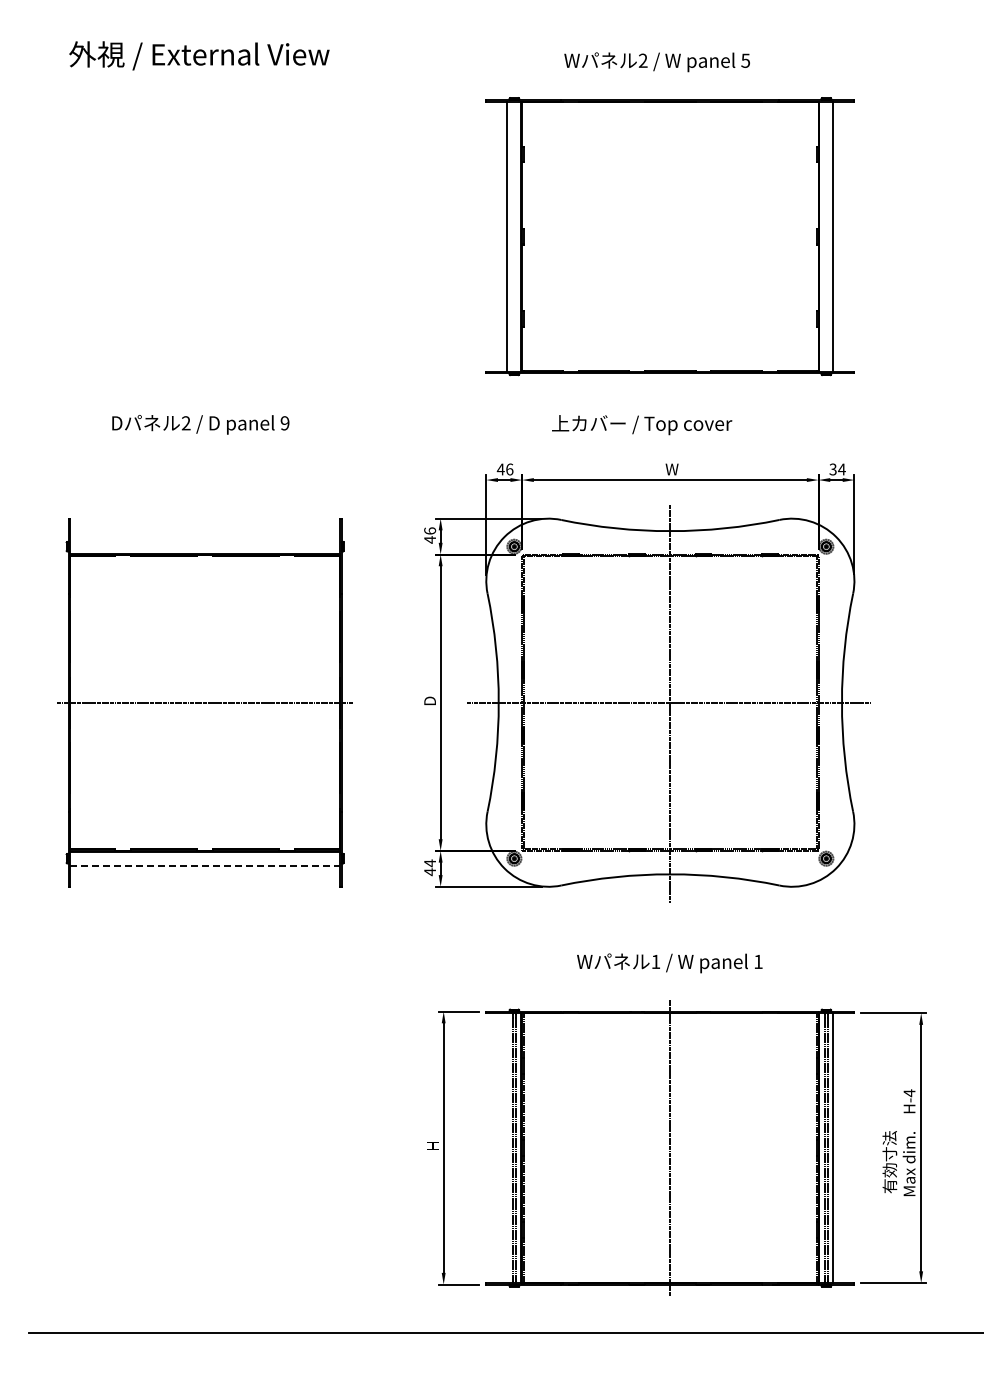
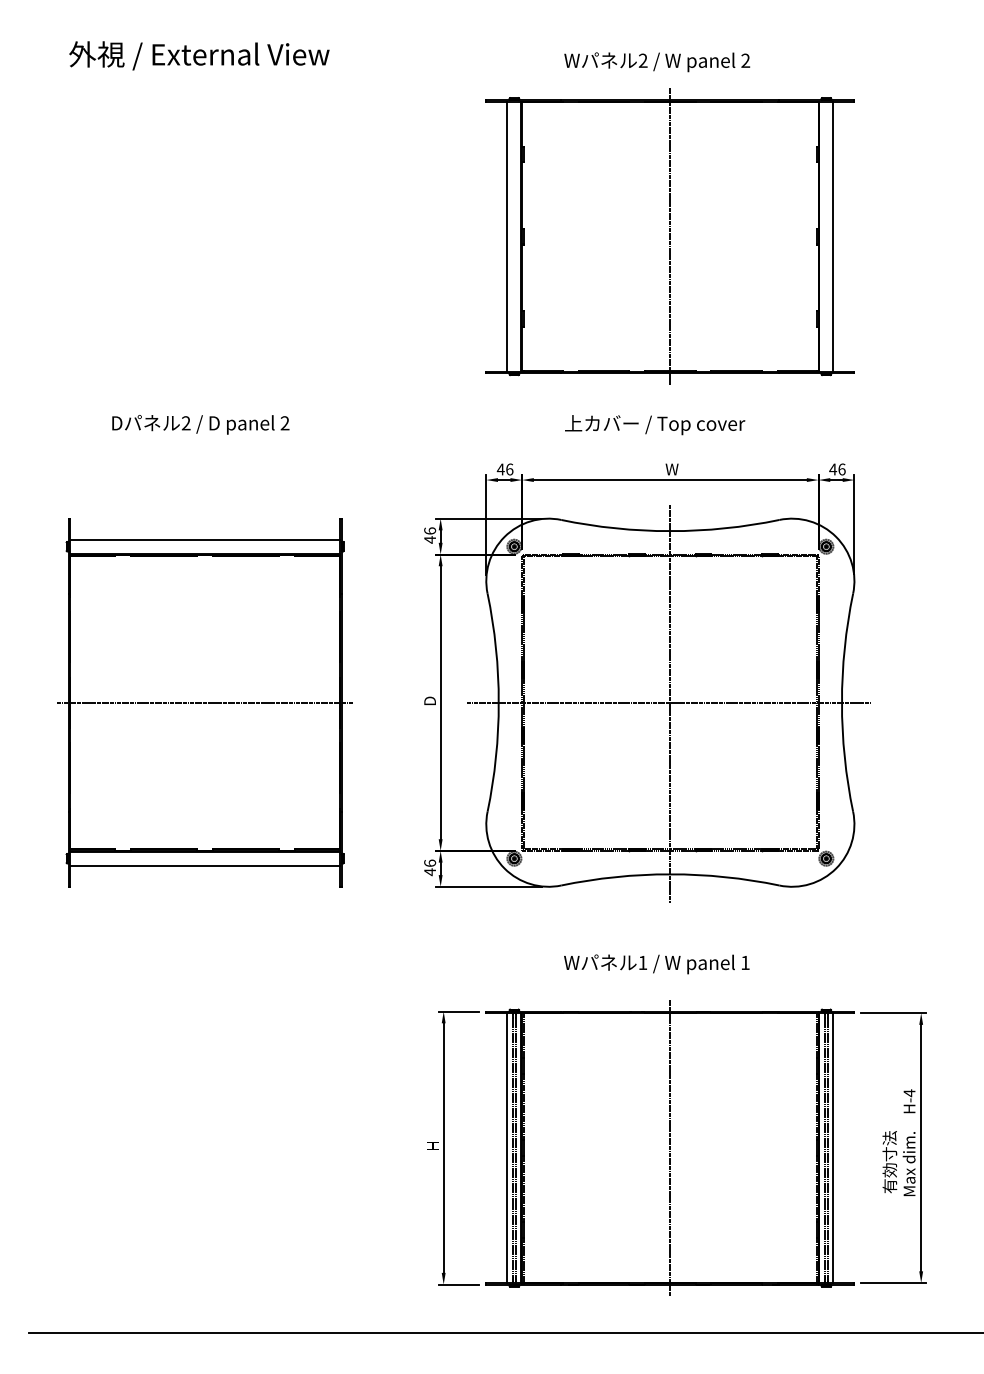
text: 5 -> 2 (745, 60)
line: none -> present (670, 236)
text: 9 -> 2 (284, 423)
text position: (642, 425) -> (655, 425) (655, 425)
text: 34 -> 46 (837, 469)
line: none -> present (205, 539)
text: 44 -> 46 (430, 863)
line: dashed -> solid (205, 865)
text position: (669, 963) -> (656, 964) (656, 964)
line: none -> present (507, 1148)
